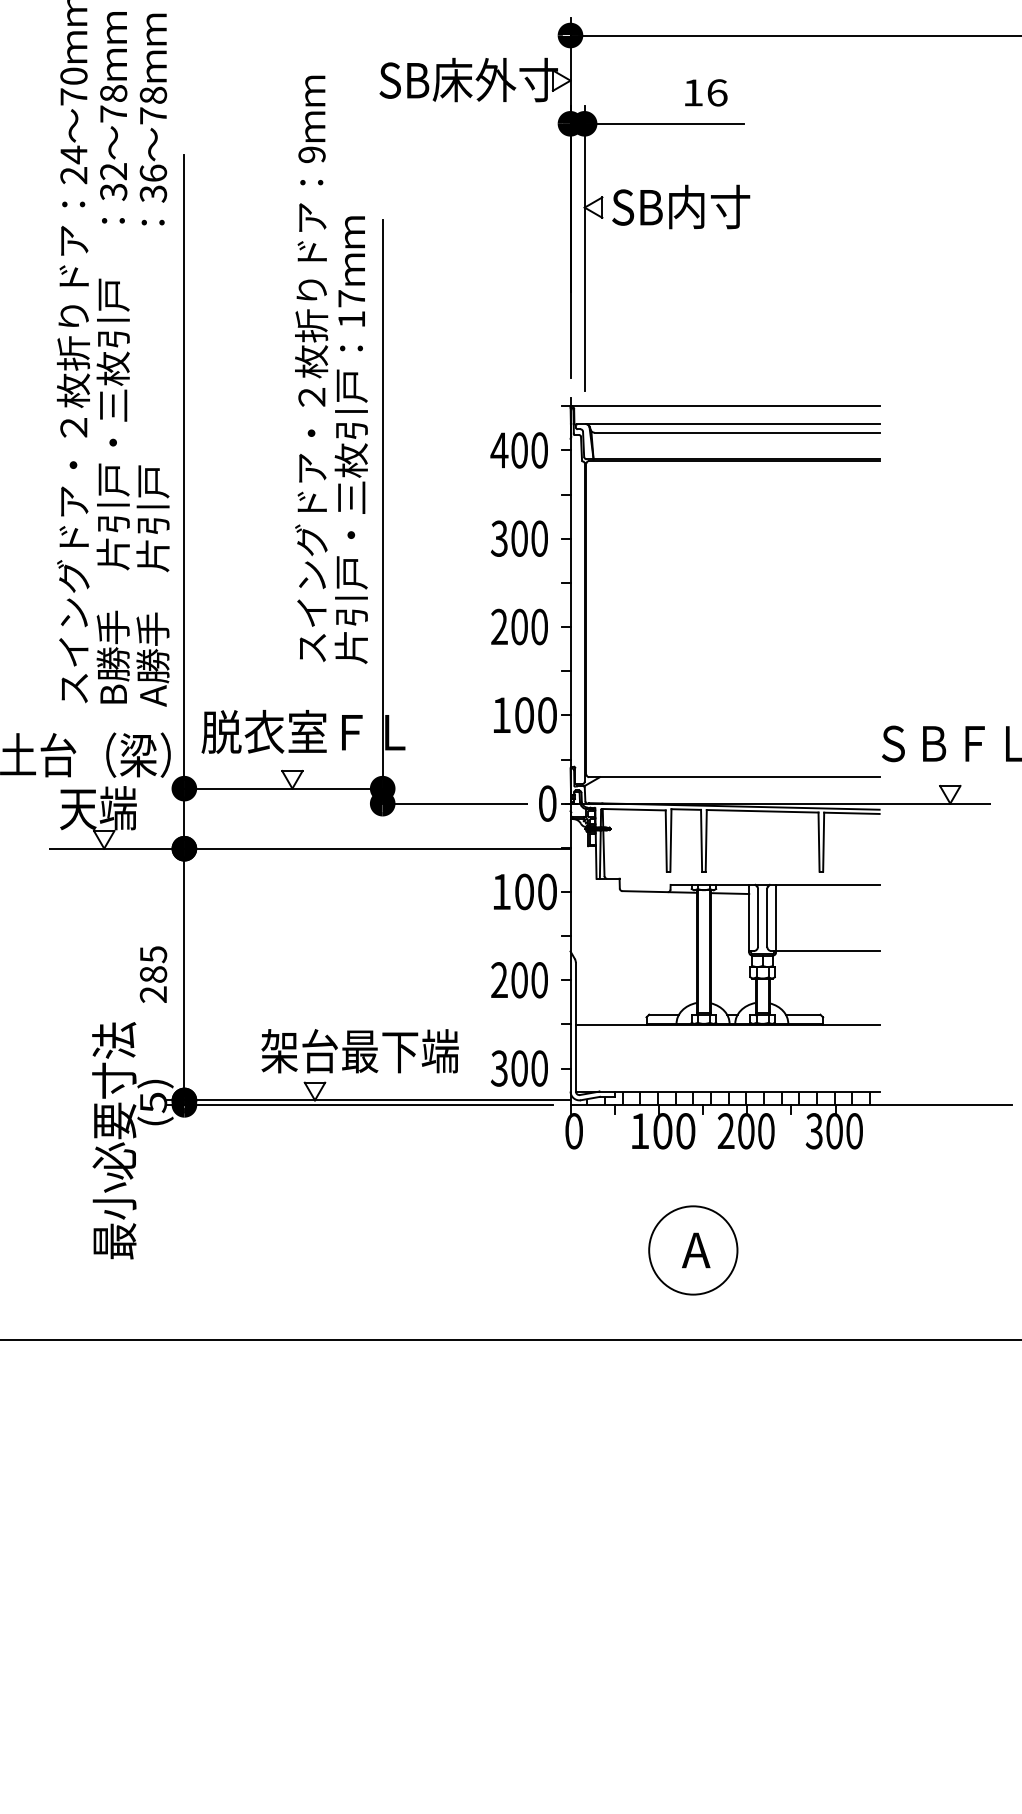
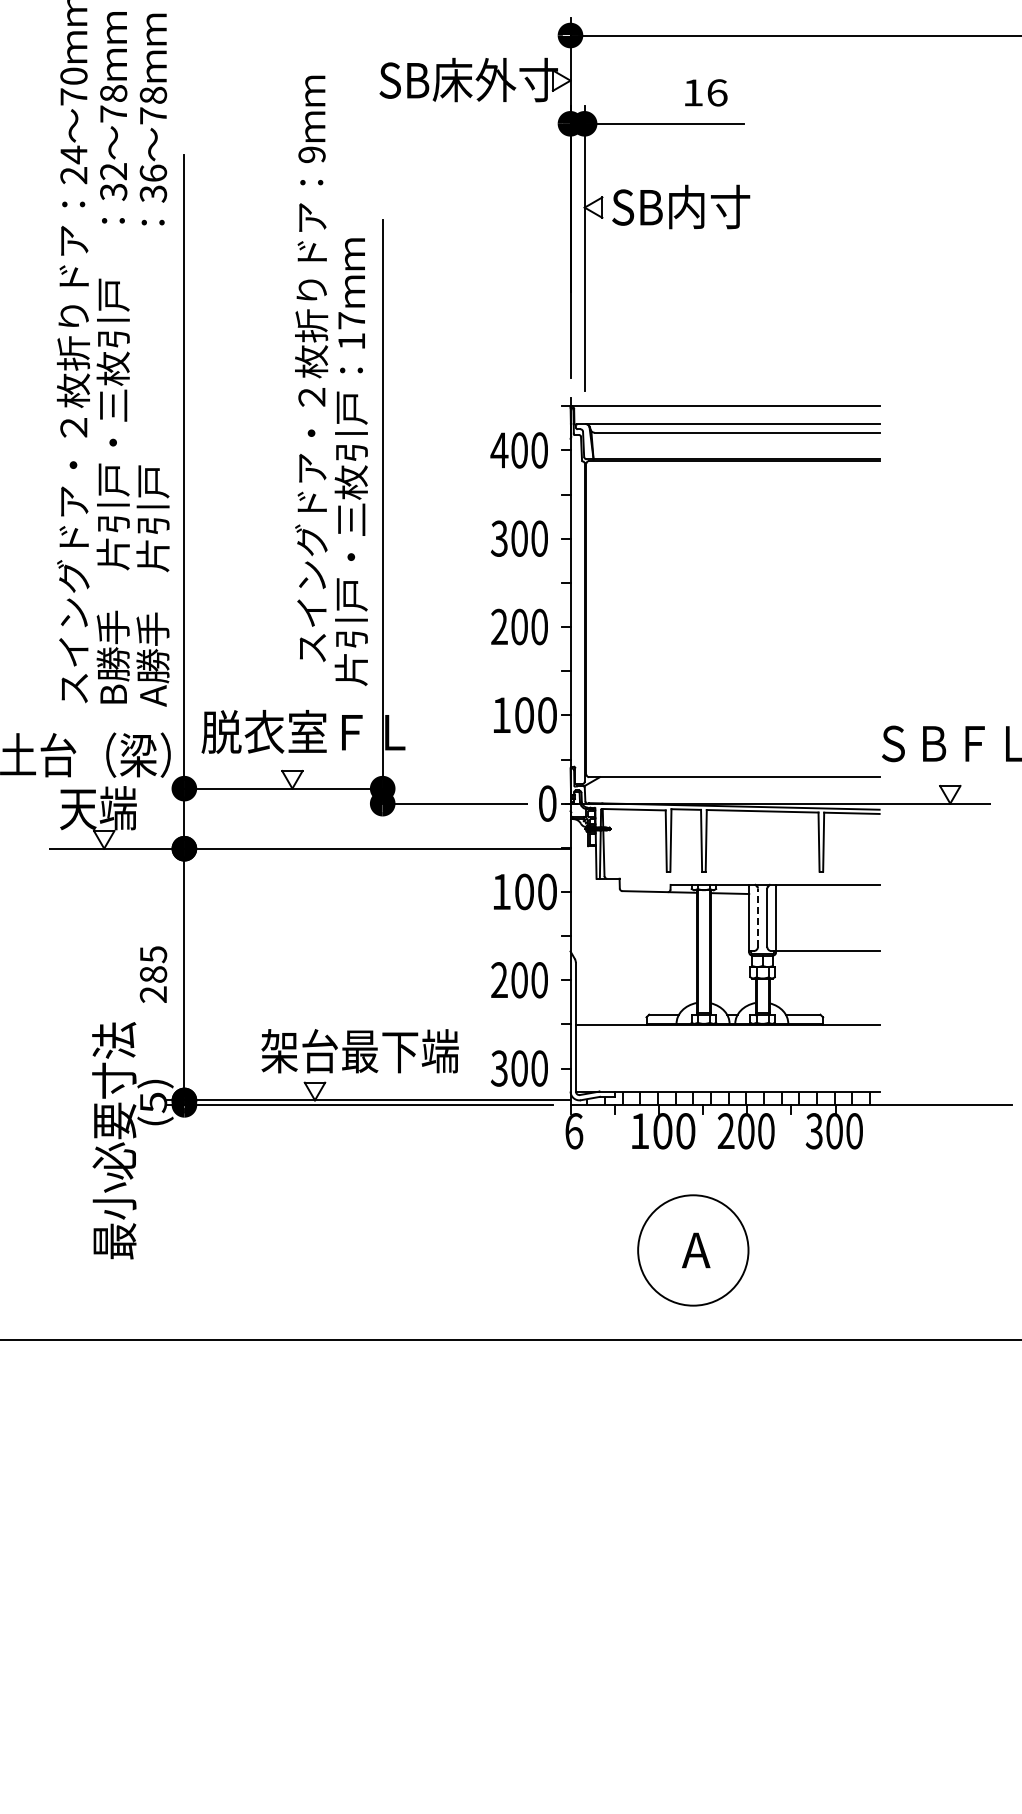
text position: (350, 439) -> (350, 461) (350, 461)
line: solid -> dashed (758, 917)
text: 0 -> 6 (574, 1131)
circle diameter: 88 px -> 110 px (693, 1250)
